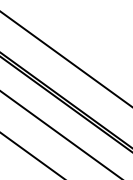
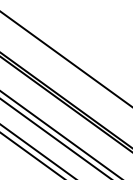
line: none -> present (54, 138)
line: none -> present (37, 150)
